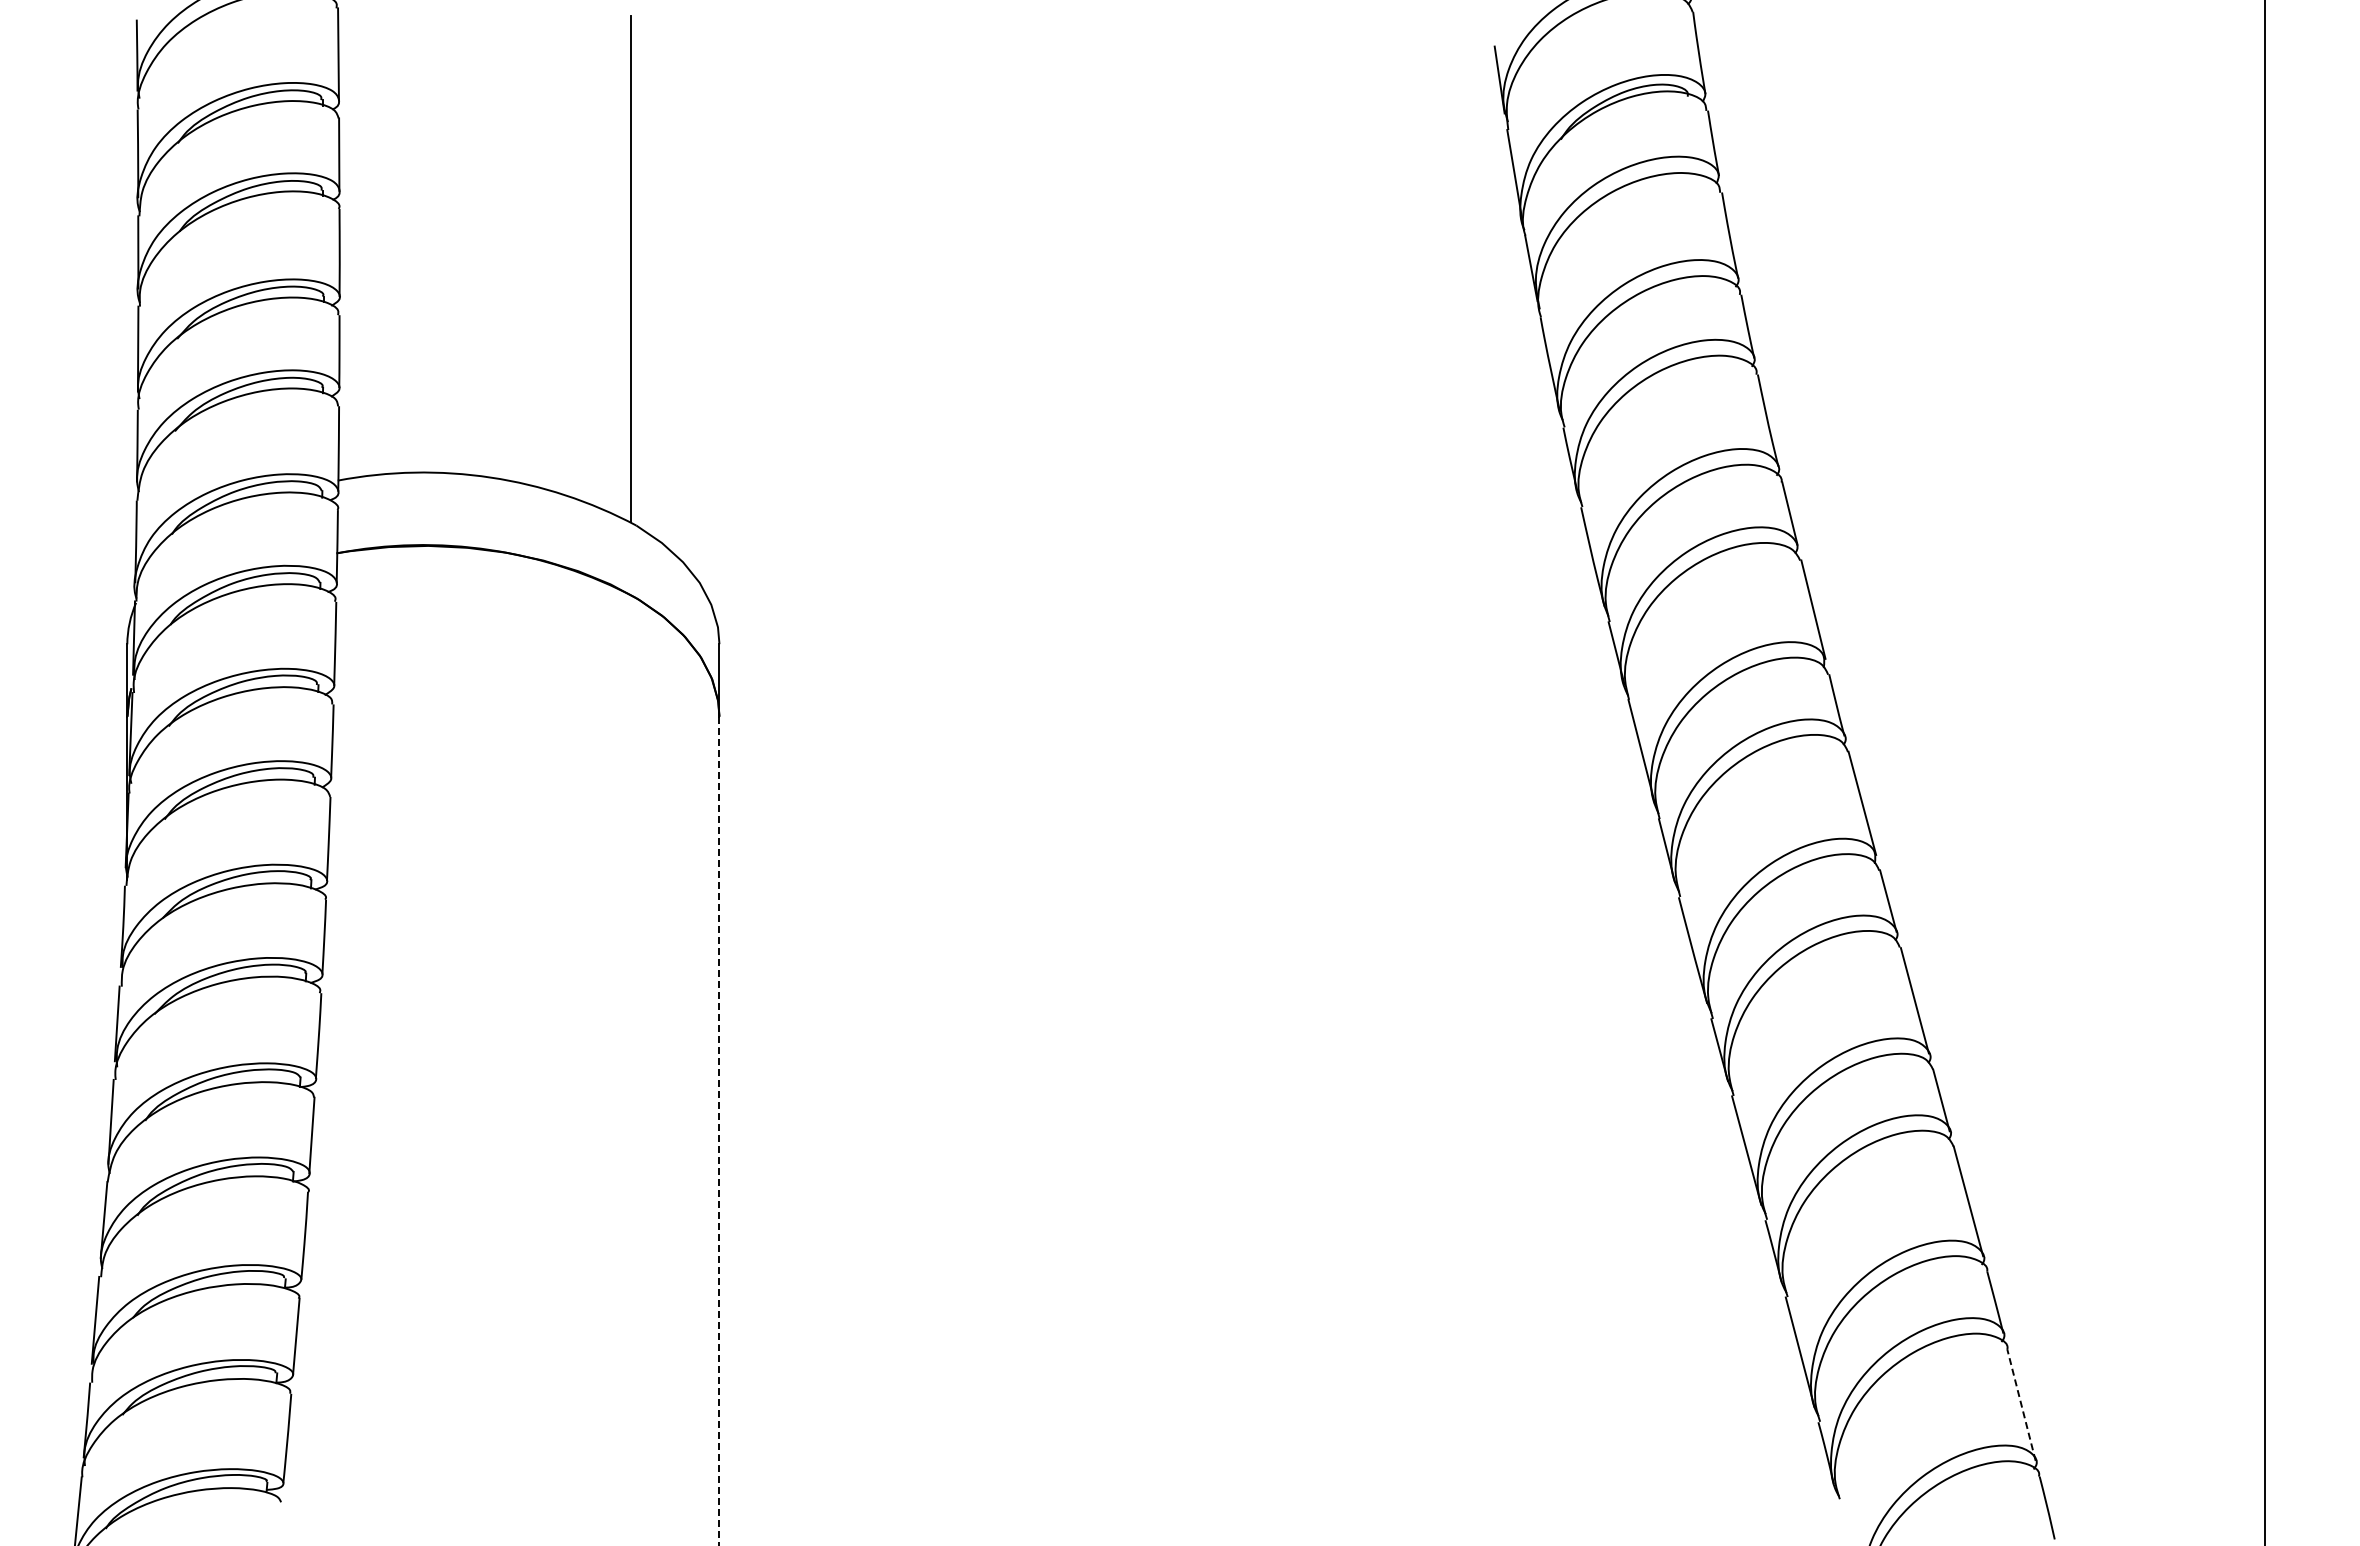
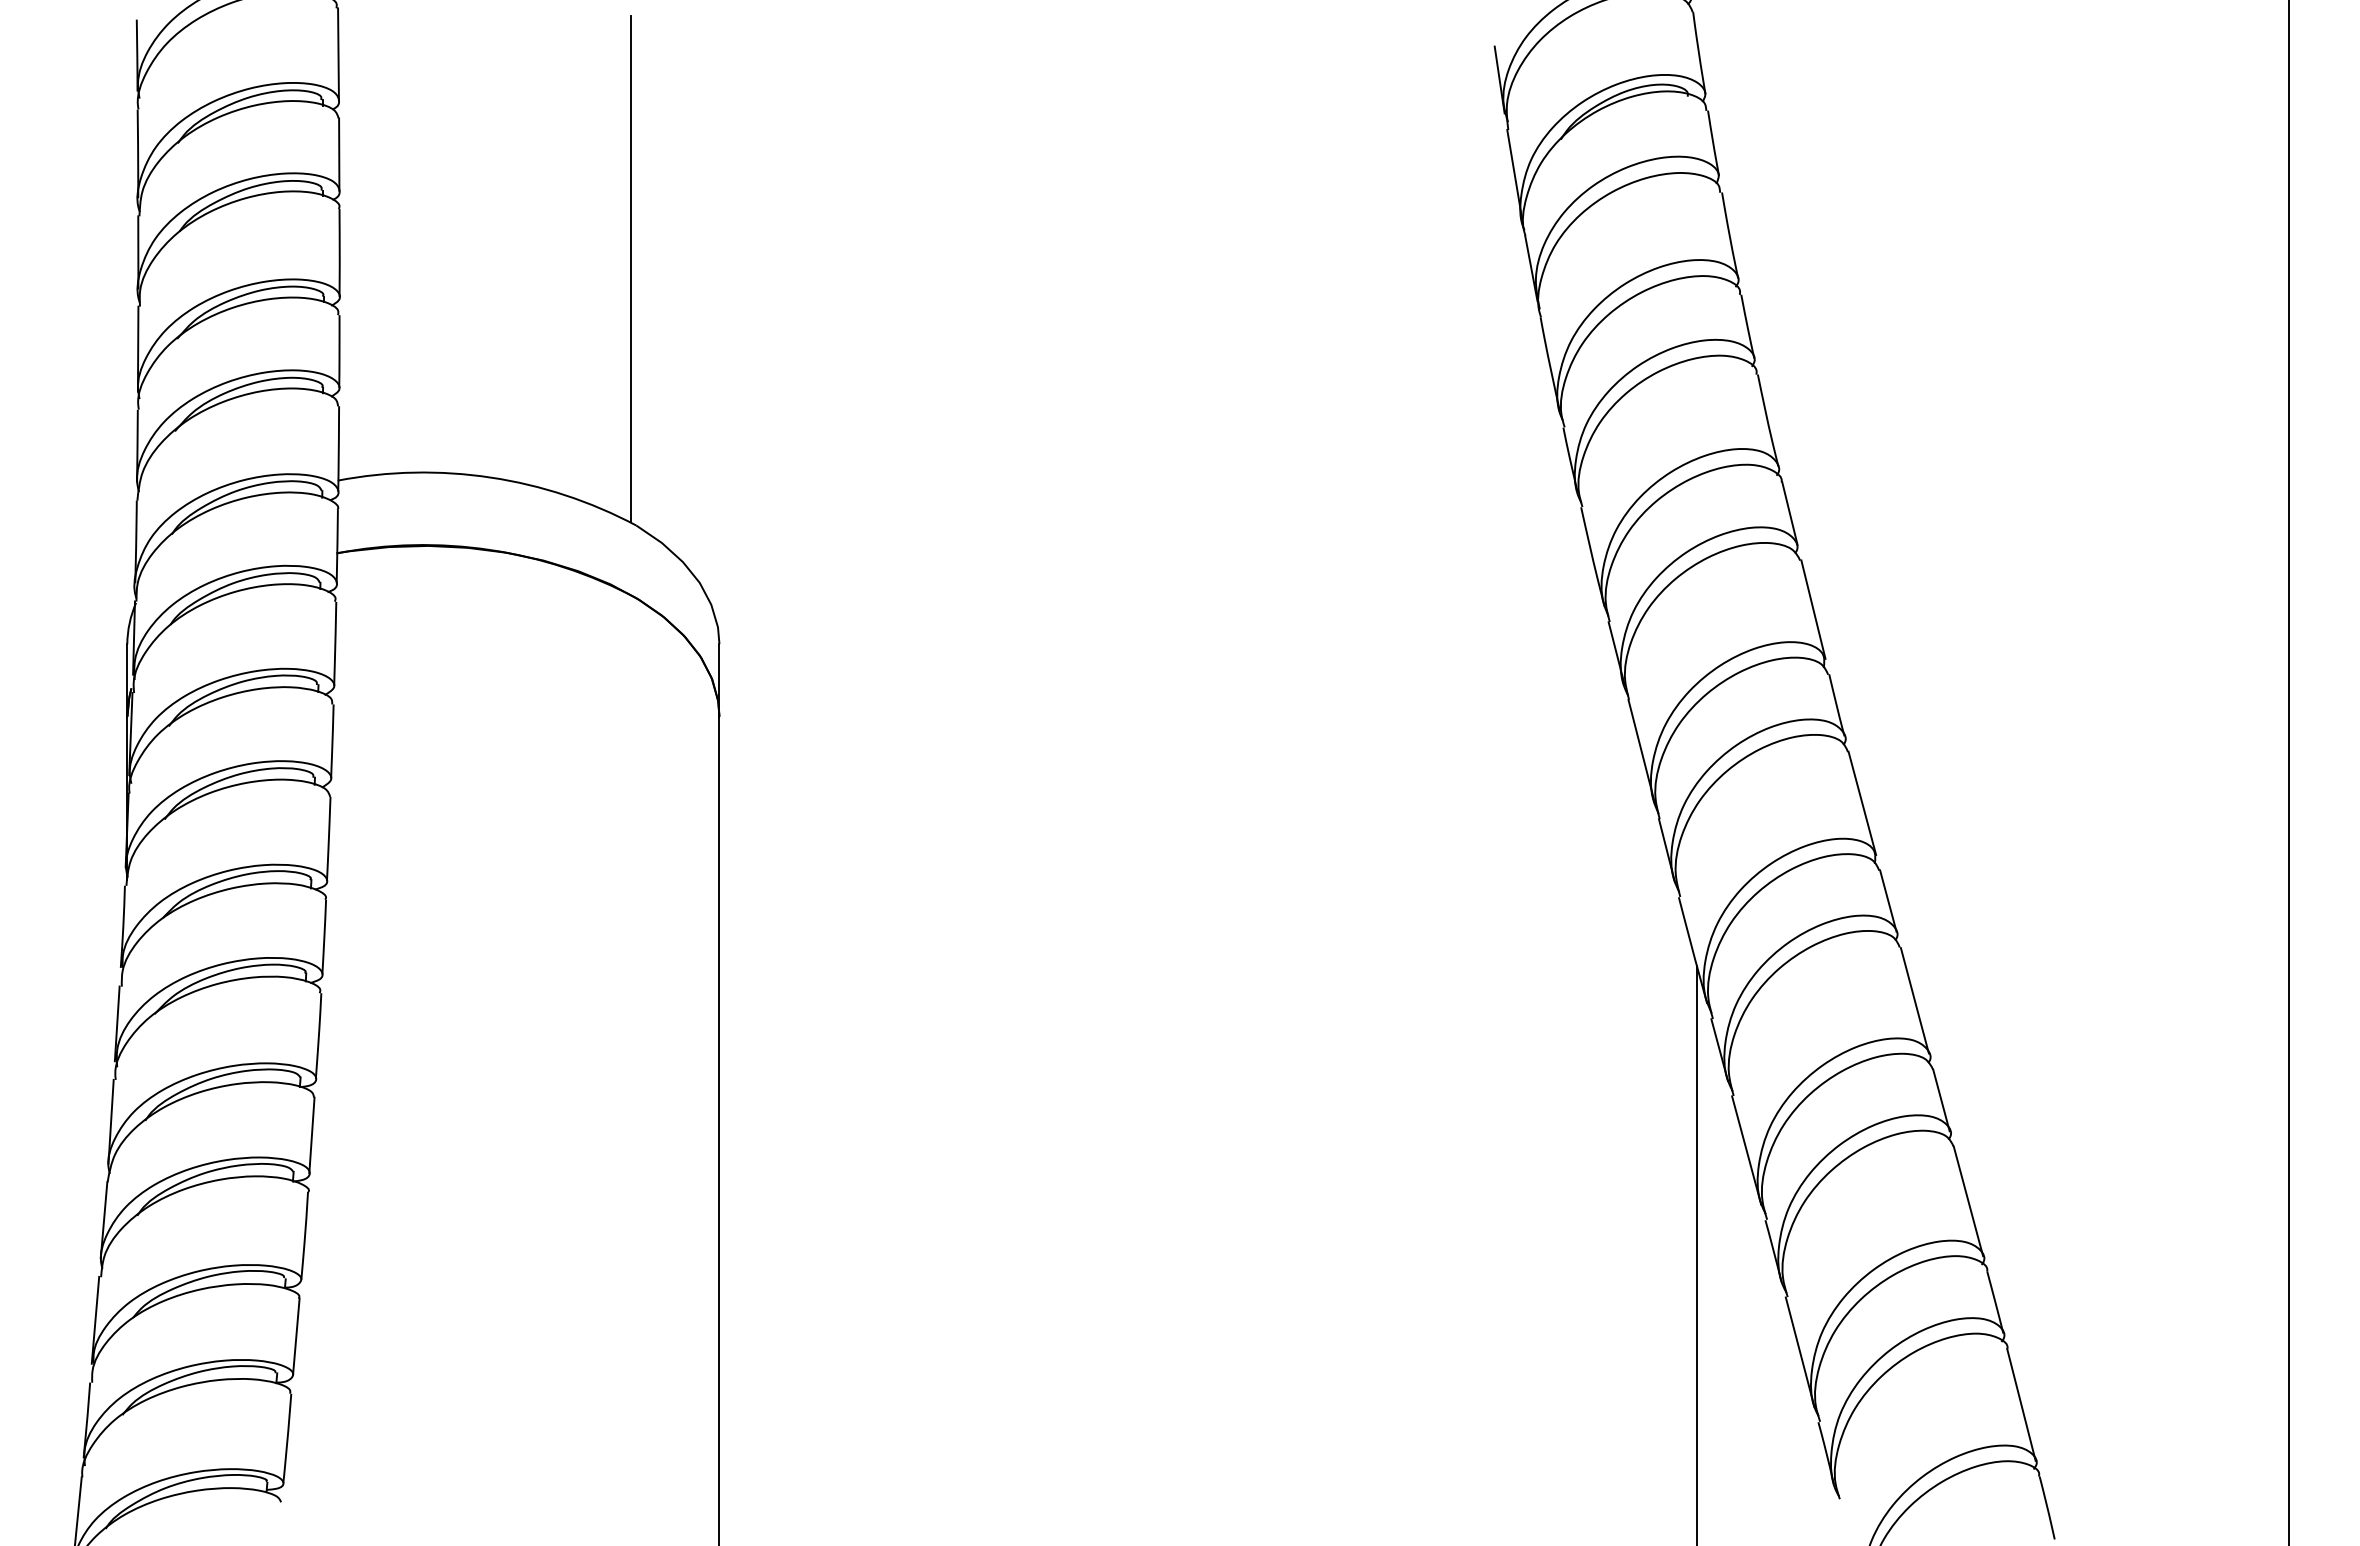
line position: (2265, 772) -> (2289, 772) (2289, 772)
line: dashed -> solid (719, 1130)
line: none -> present (1697, 1254)
line: dashed -> solid (2021, 1405)
